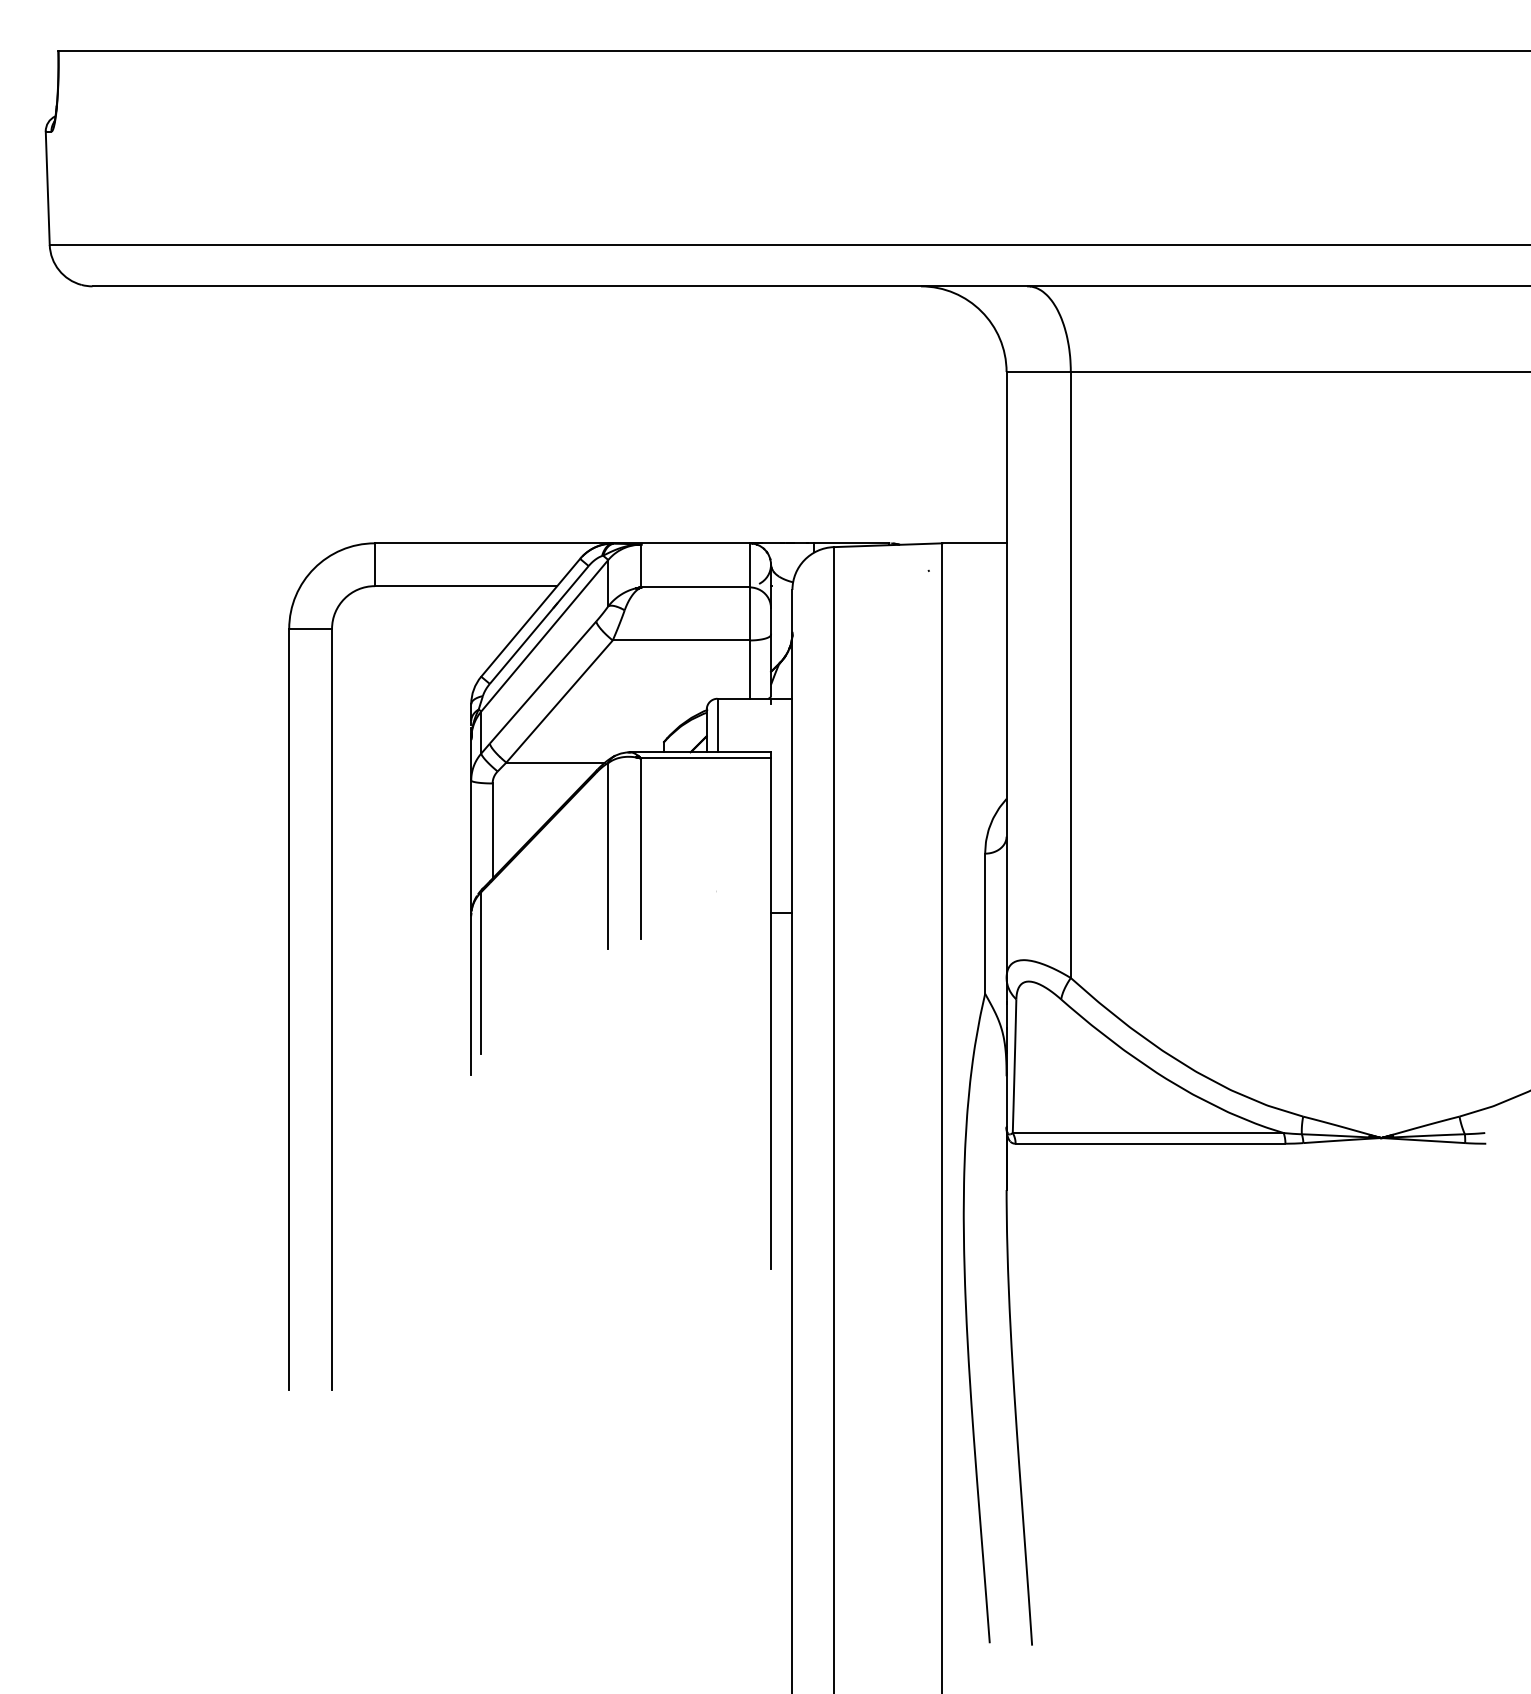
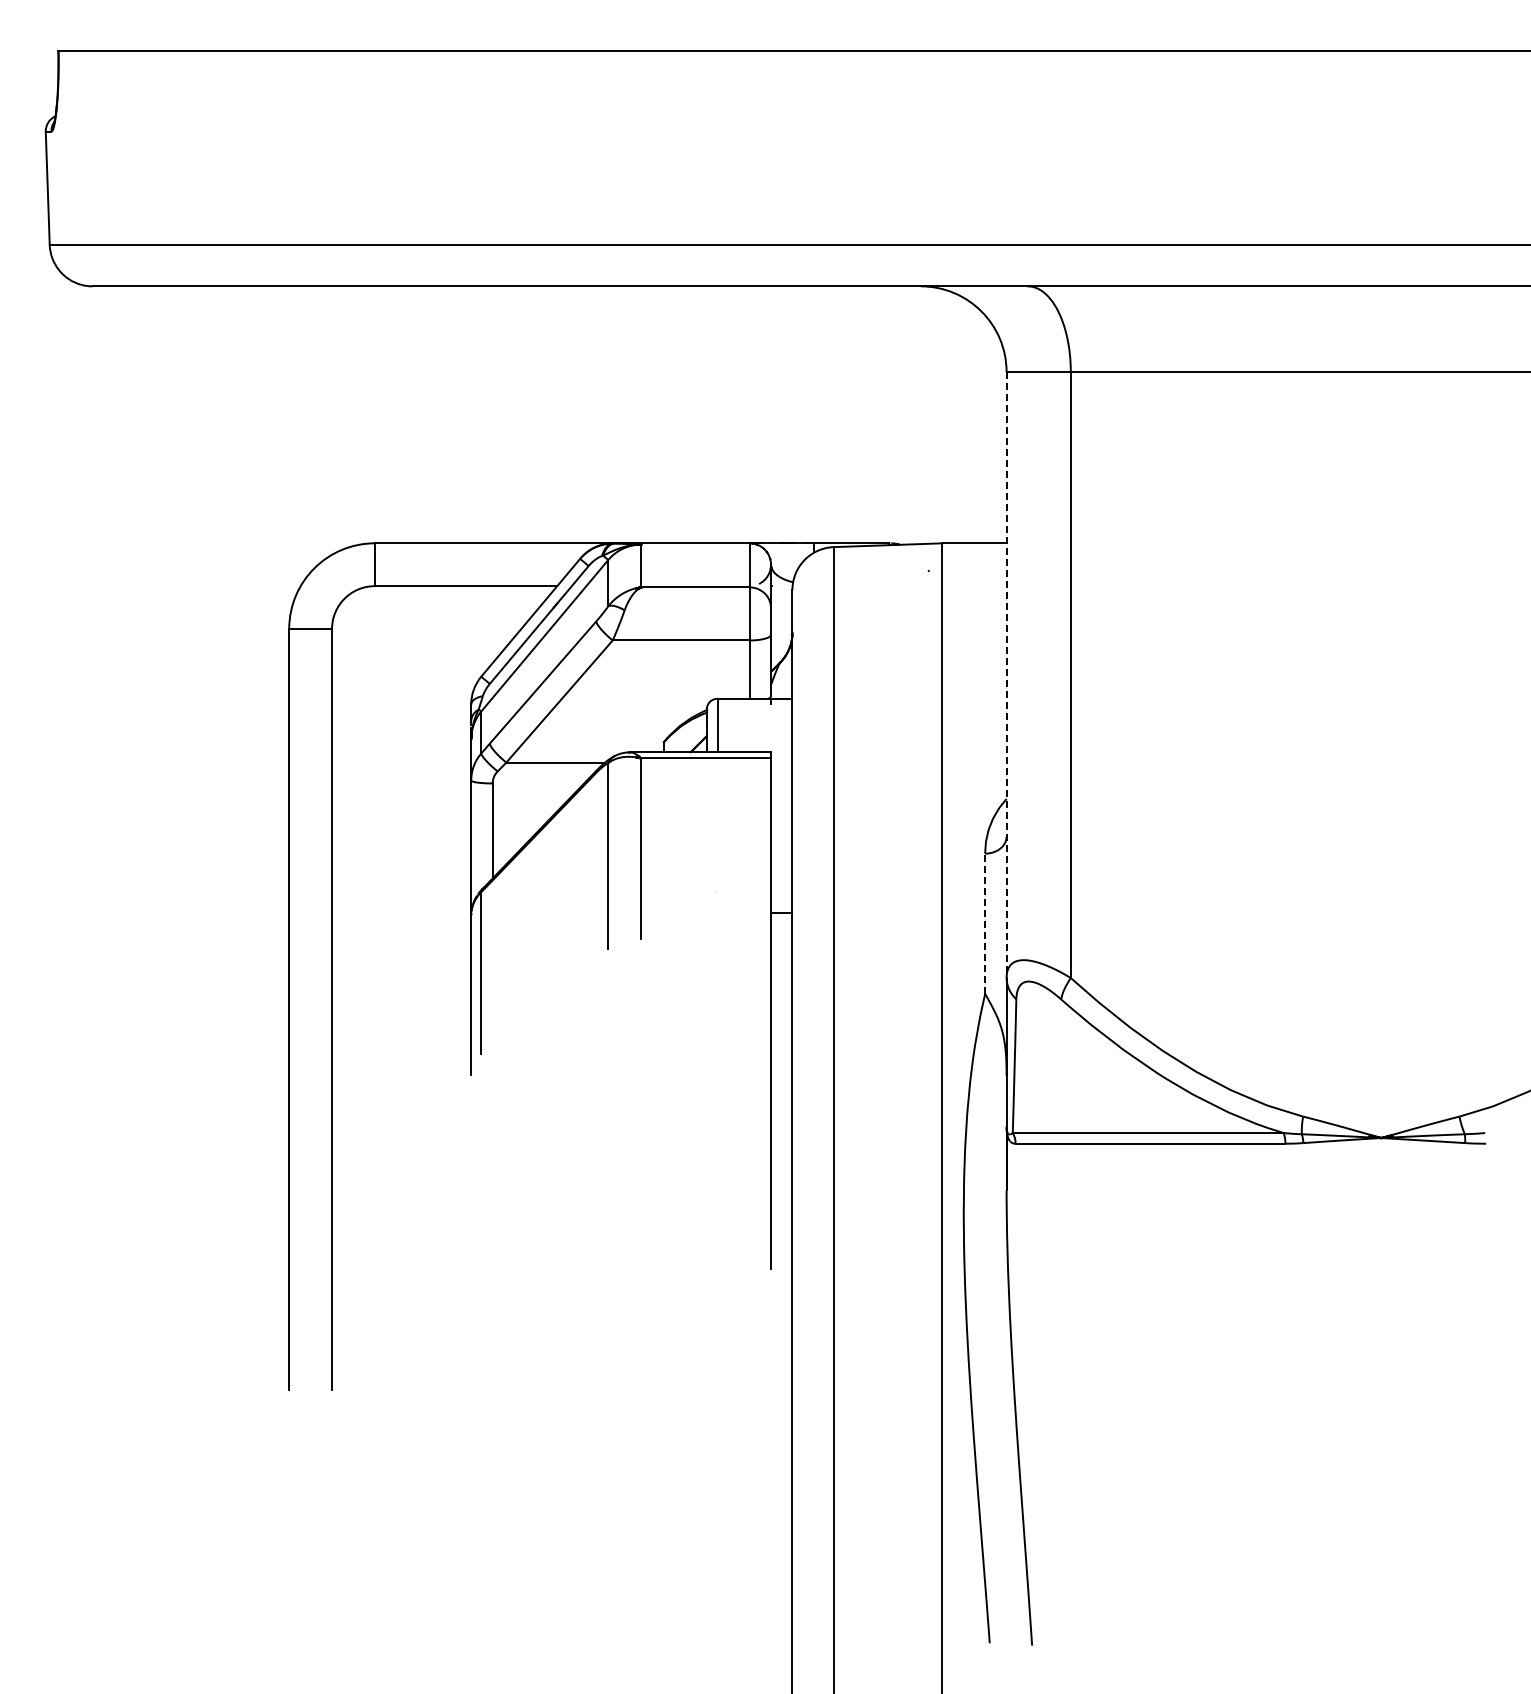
line: solid -> dashed (1006, 675)
line: solid -> dashed (985, 923)
